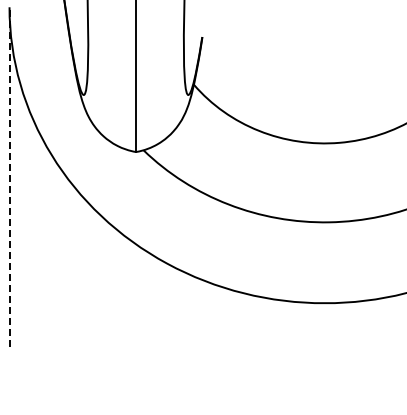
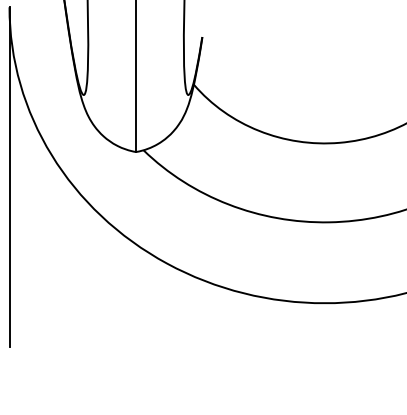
line: dashed -> solid (9, 177)
